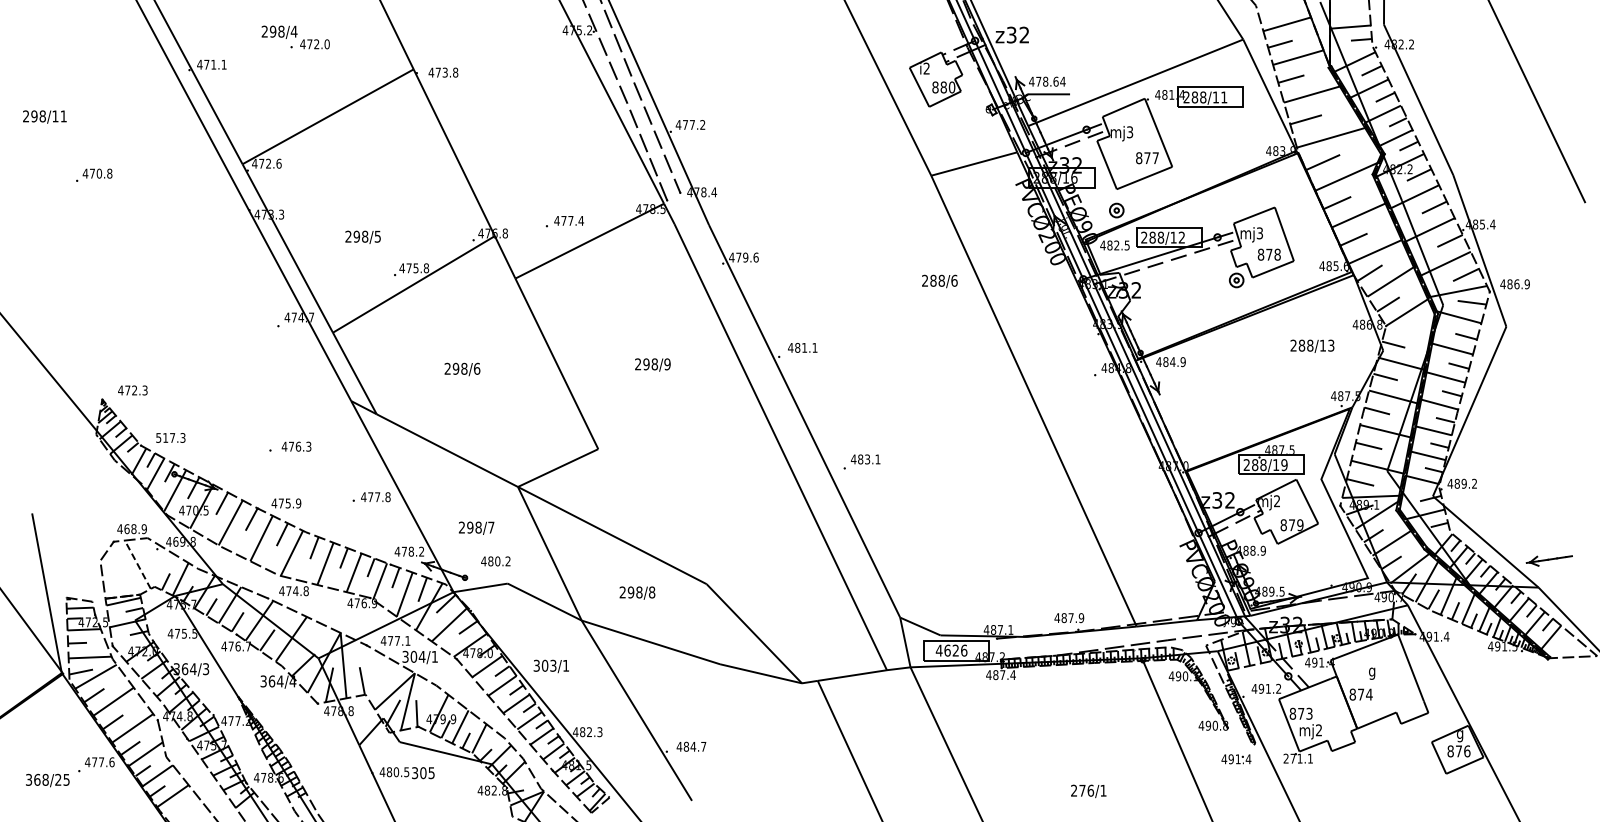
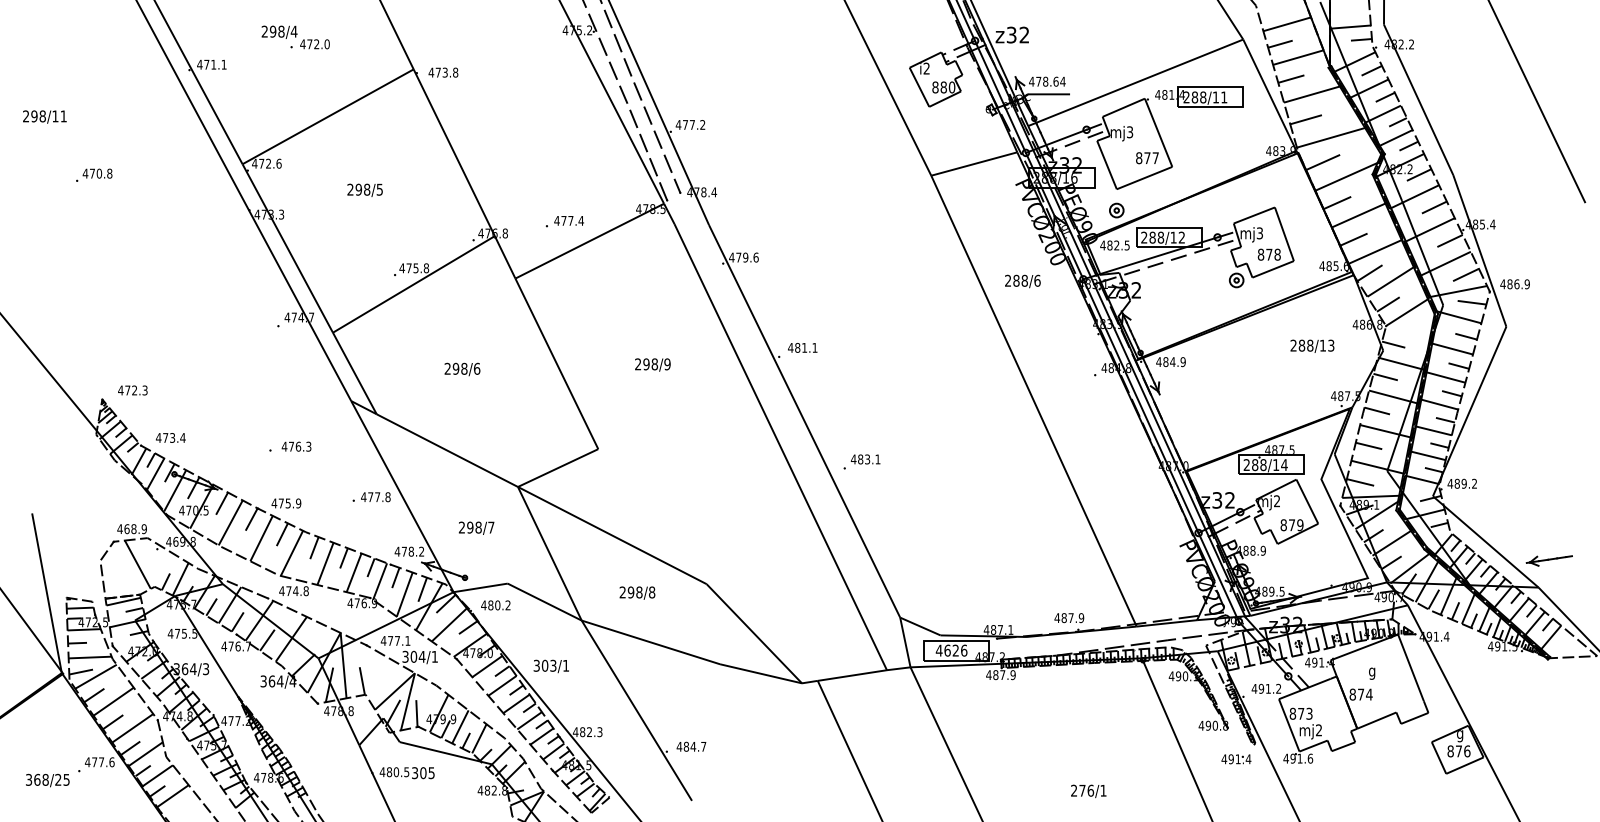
text position: (362, 236) -> (364, 189) (364, 189)
text position: (939, 281) -> (1022, 281) (1022, 281)
text: 517.3 -> 473.4 (170, 437)
text: 288/19 -> 288/14 (1284, 465)
text position: (495, 561) -> (495, 605) (495, 605)
line: dashed -> solid (137, 564)
text: 487.4 -> 487.9 (1012, 675)
text: 271.1 -> 491.6 (1298, 758)
